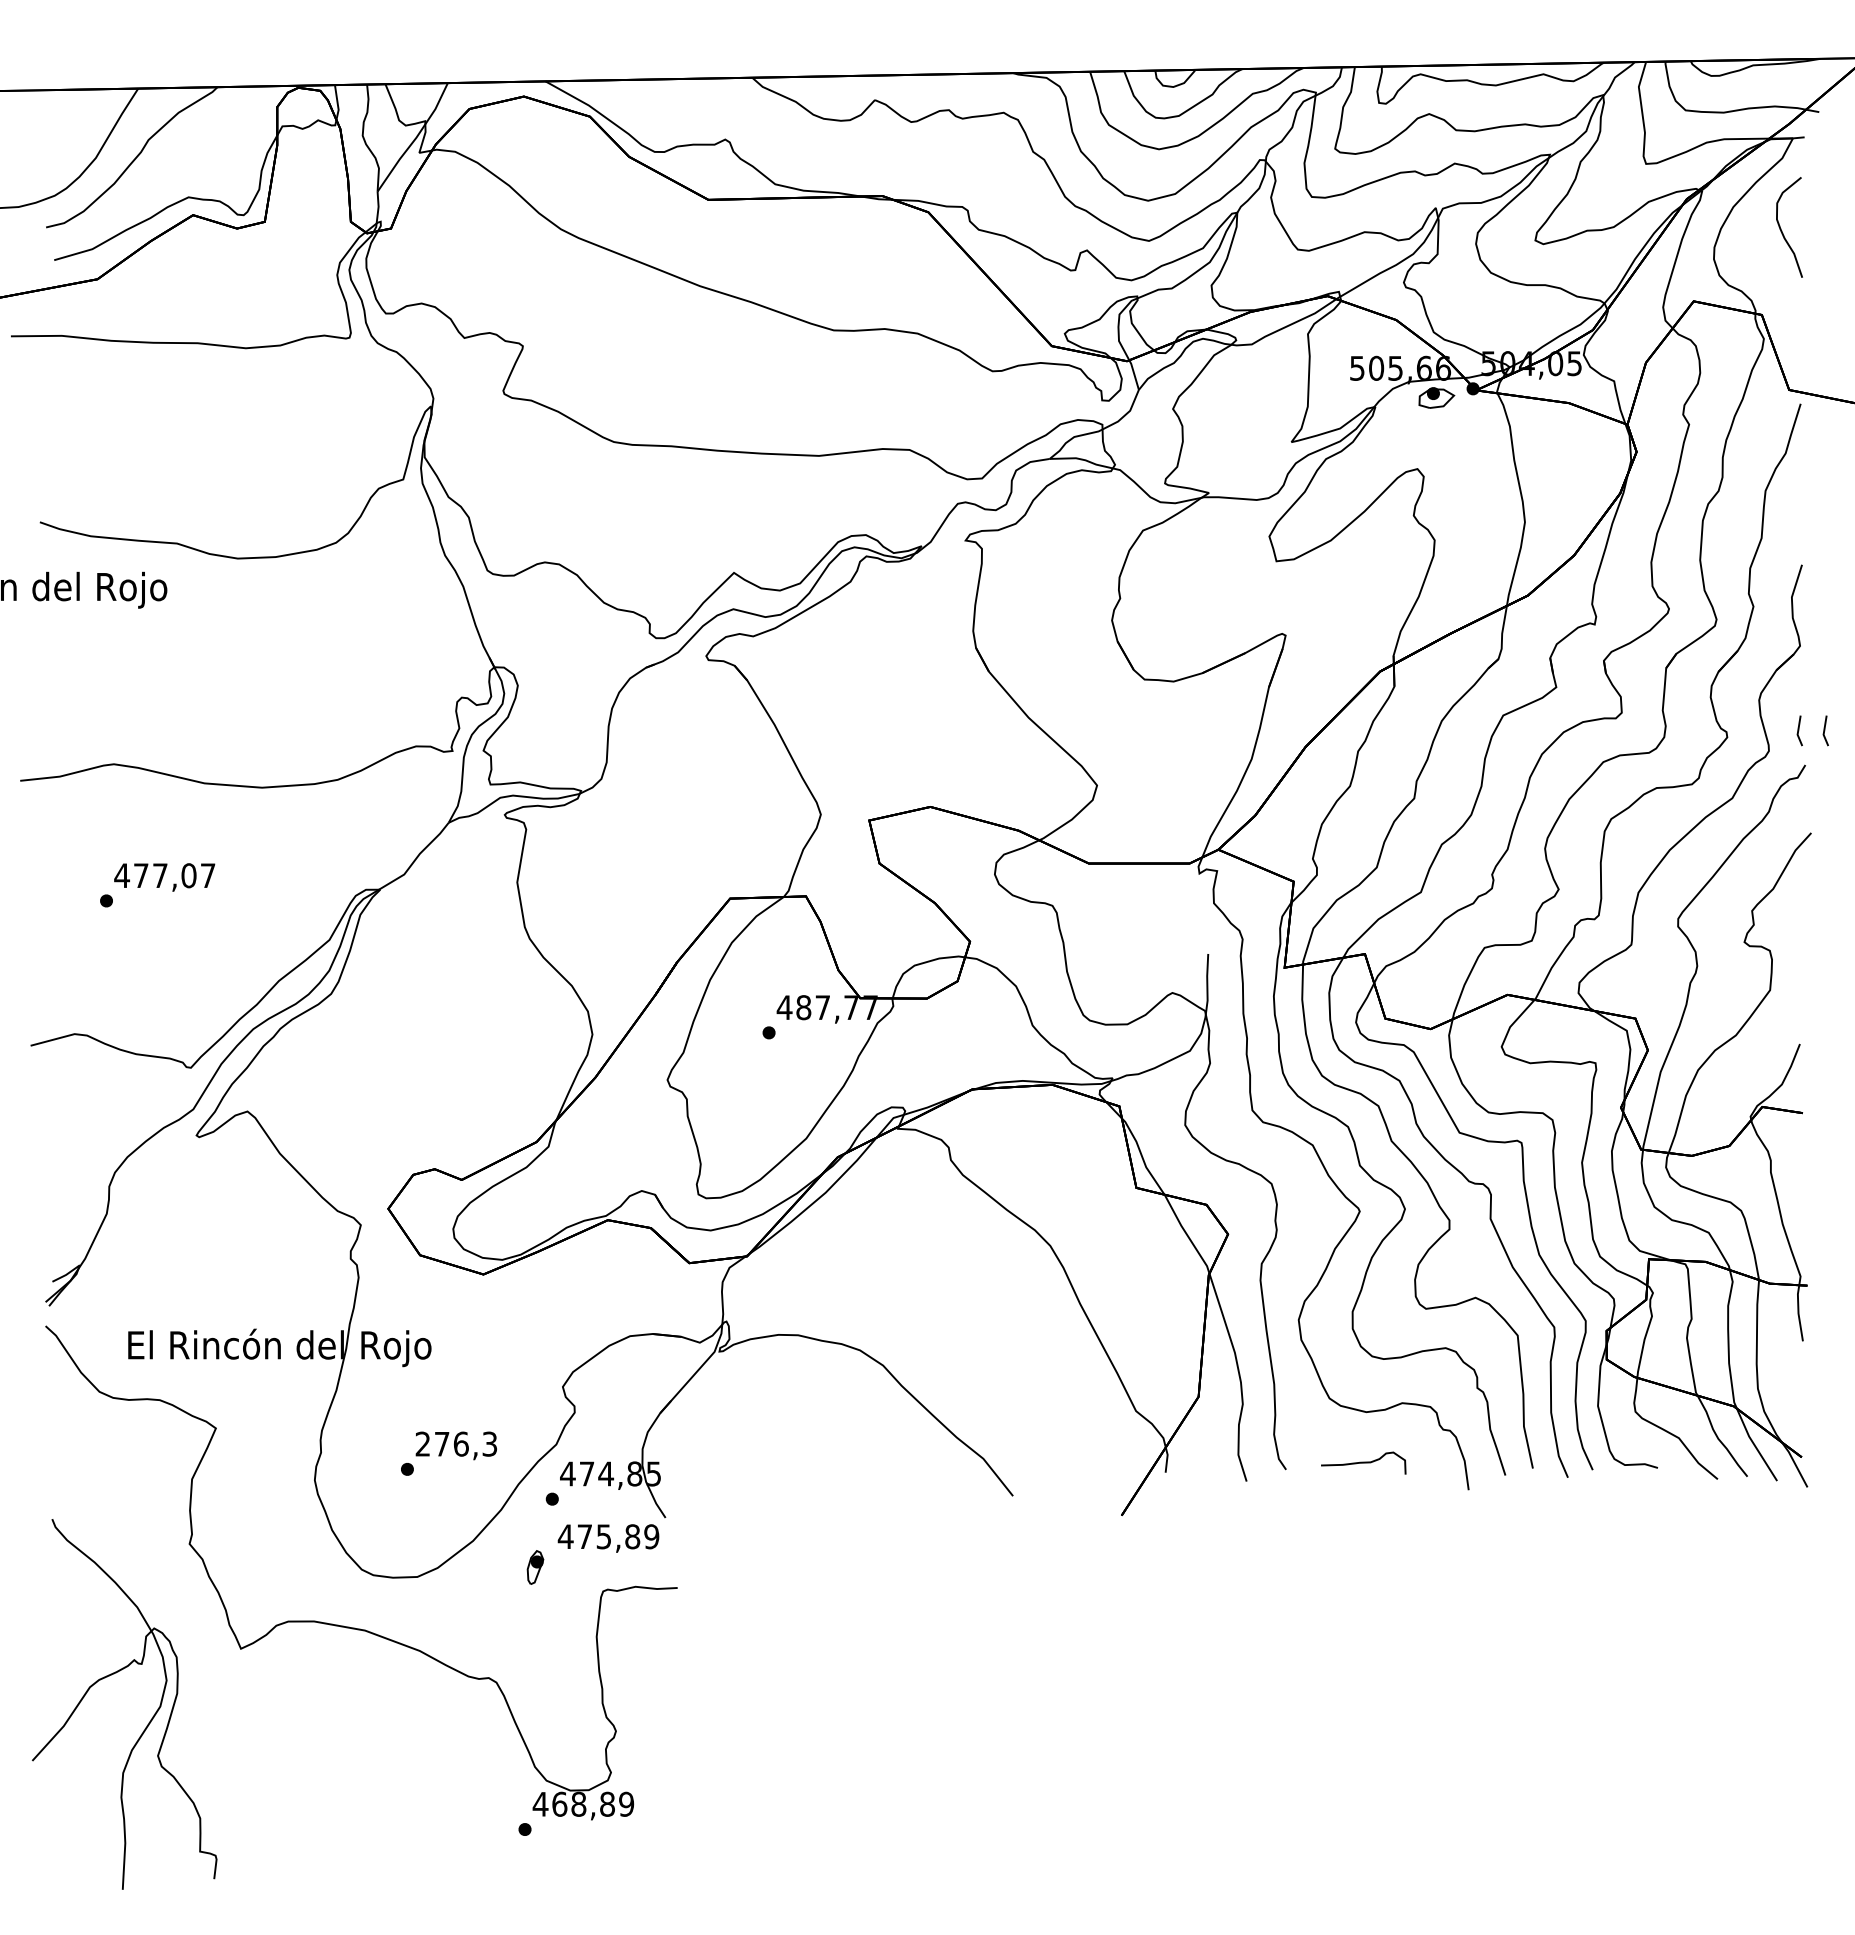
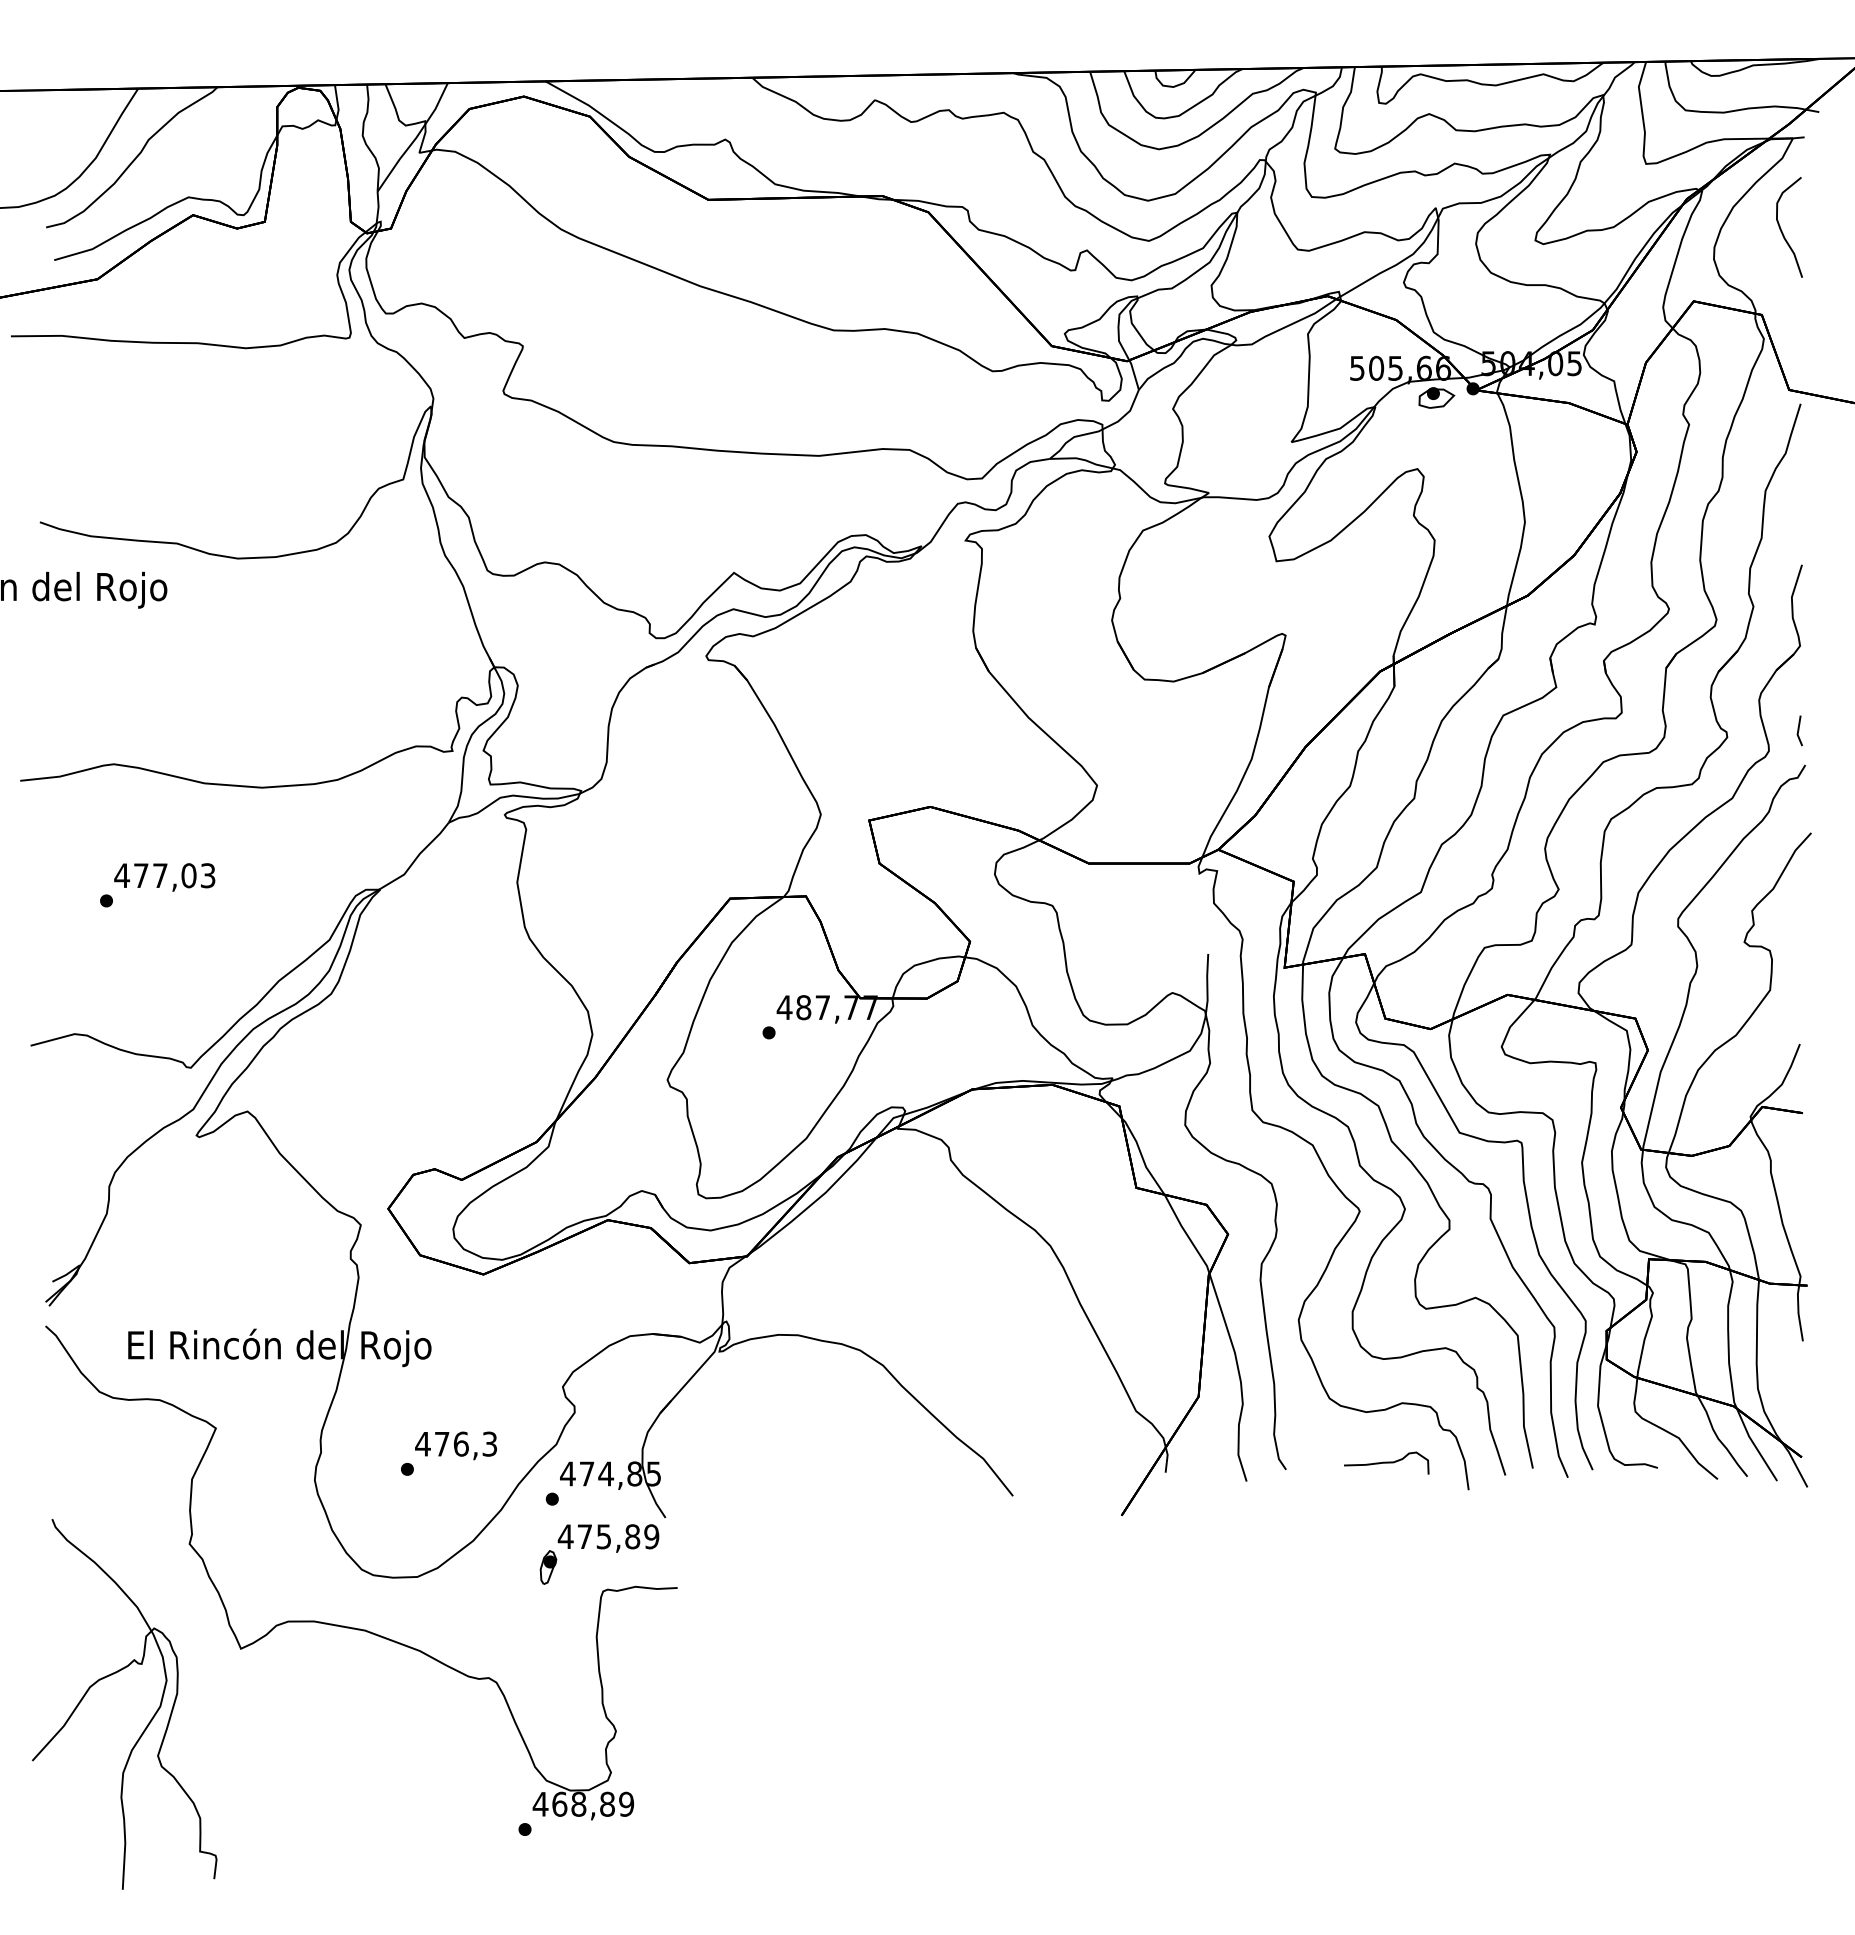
line: present -> none (1825, 730)
text: 477,07 -> 477,03 (208, 875)
text: 276,3 -> 476,3 (422, 1443)
curve position: (1363, 1462) -> (1386, 1462) (1386, 1462)
part position: (535, 1567) -> (548, 1567) (548, 1567)
